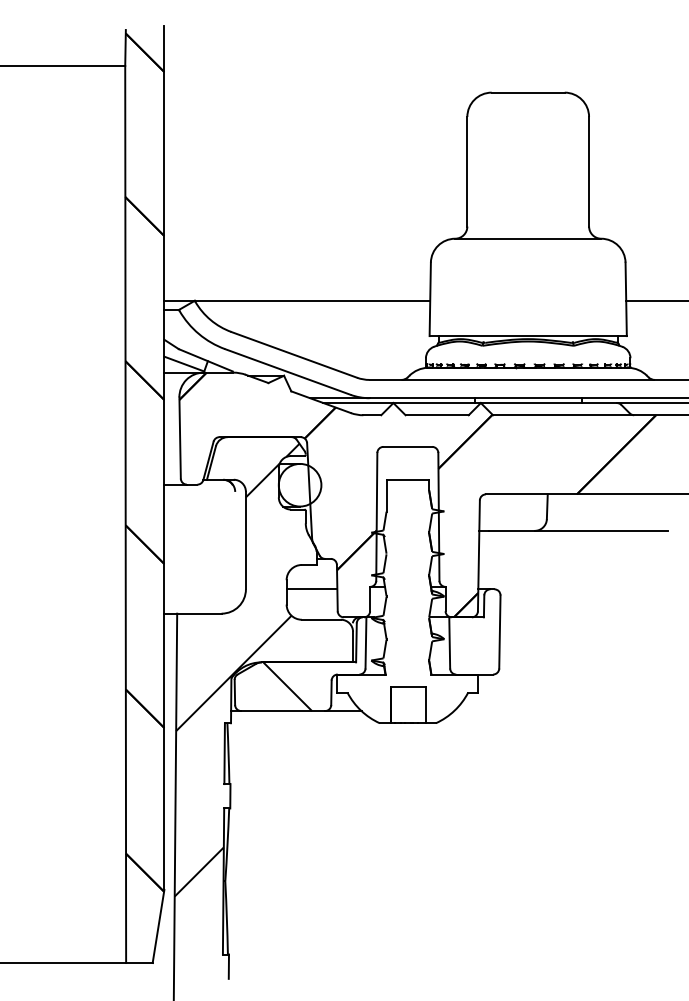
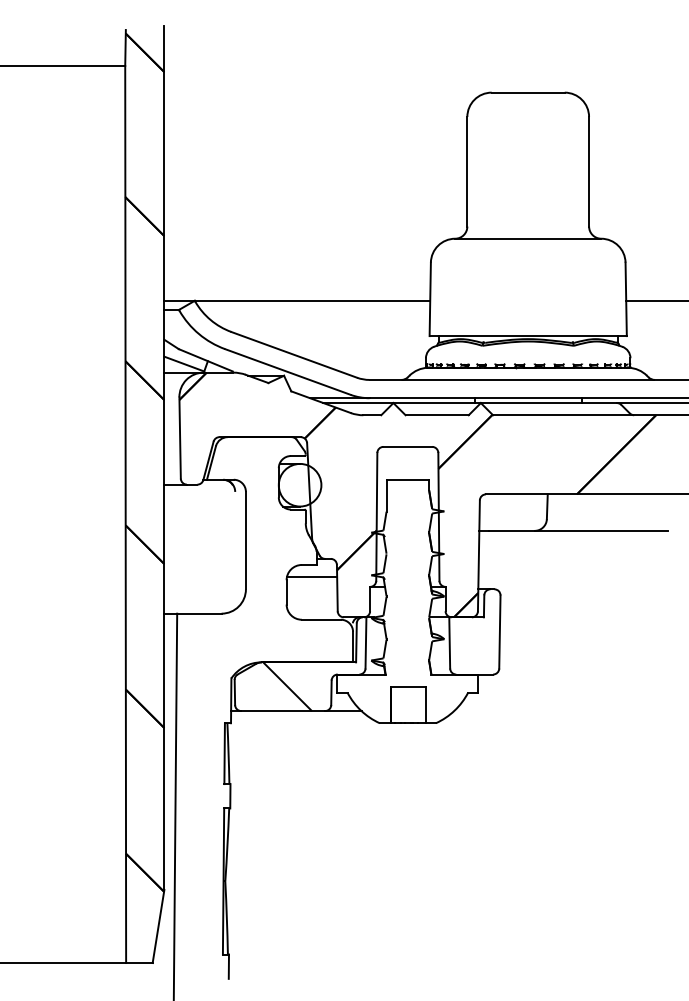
line position: (311, 589) -> (311, 577) (311, 577)
hatch: present -> none (236, 669)
